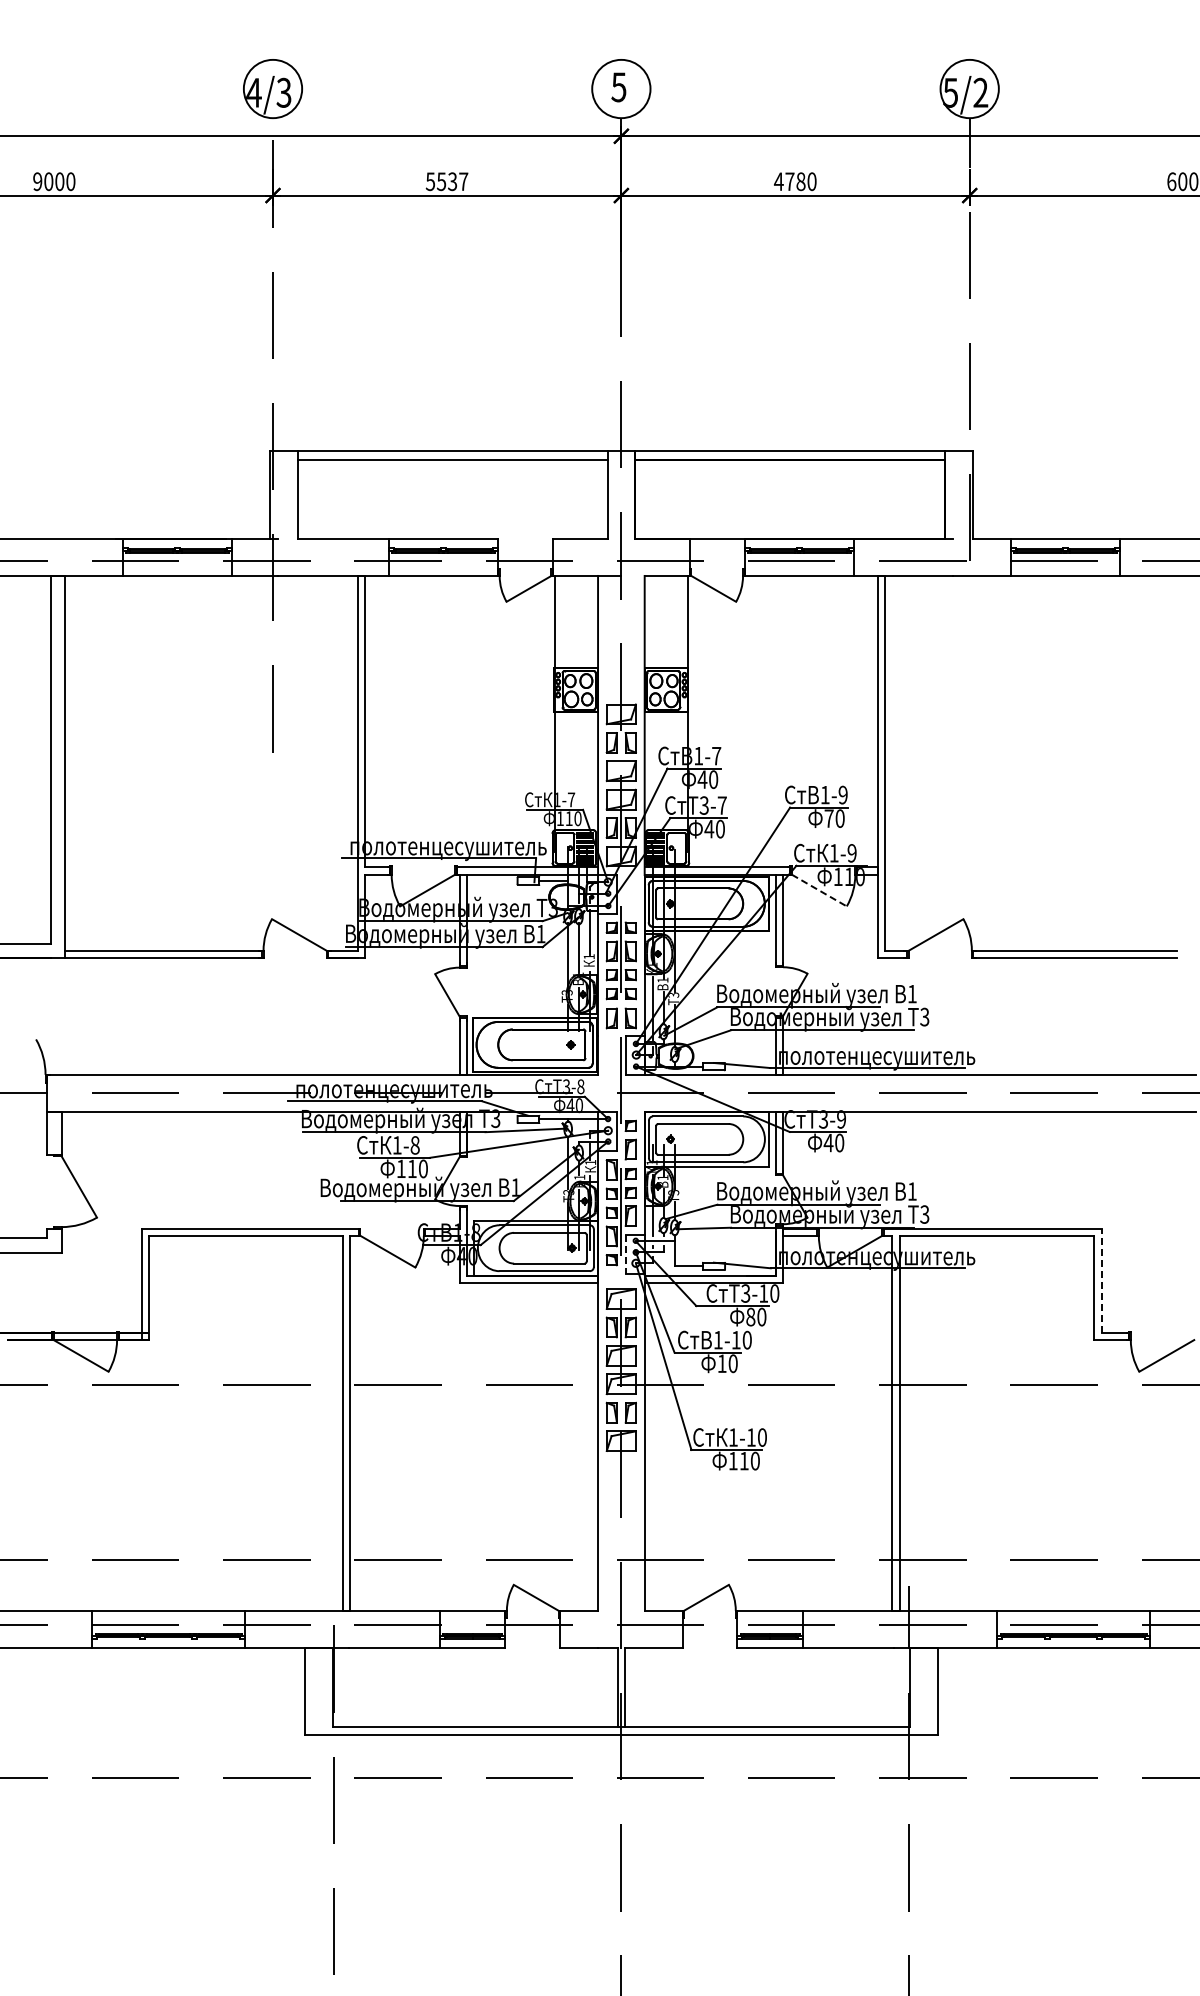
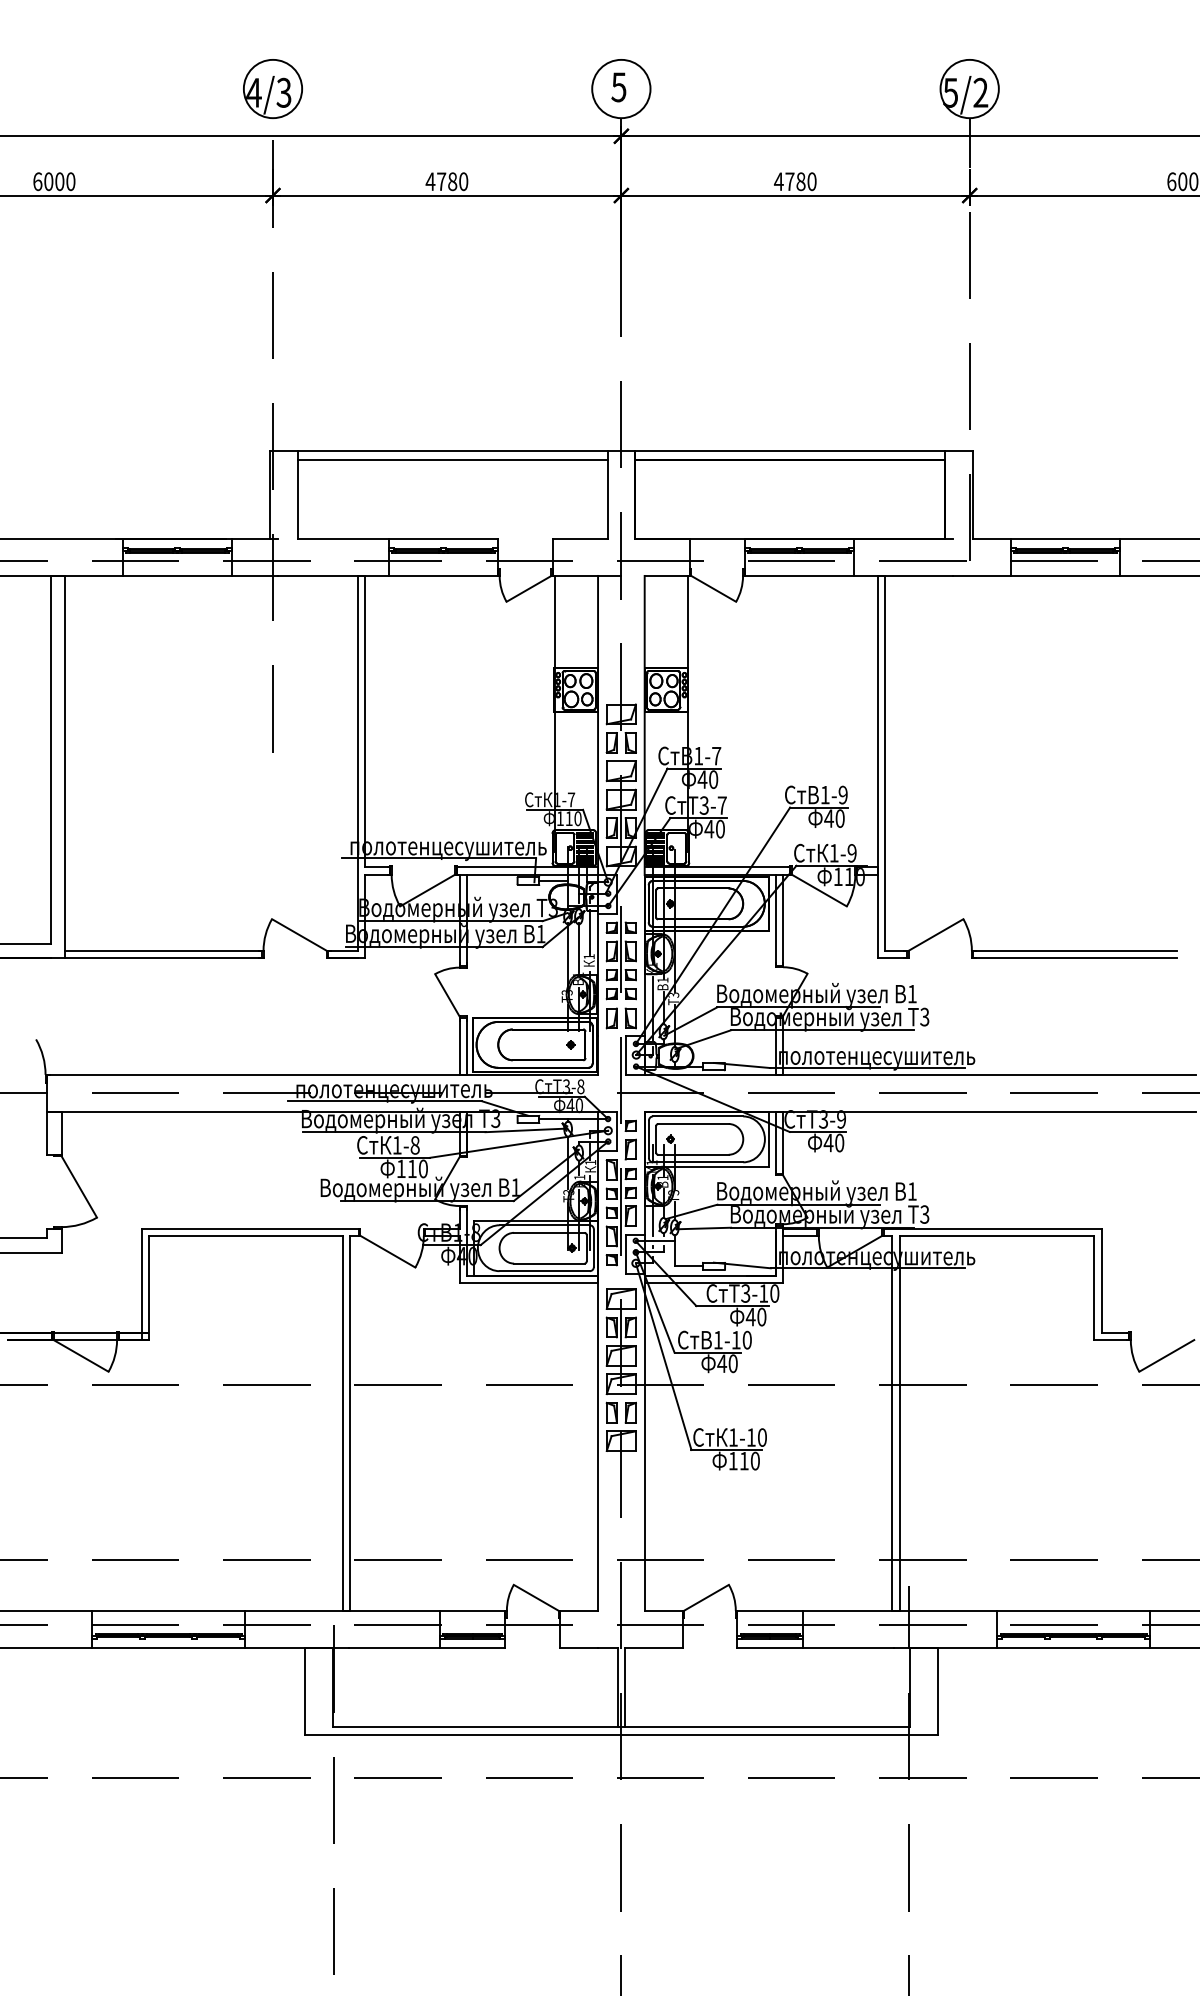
text: 9000 -> 6000 (37, 181)
text: 5537 -> 4780 (446, 181)
text: 70 -> 40 (829, 818)
line: dashed -> solid (819, 890)
line: dashed -> solid (625, 1254)
line: dashed -> solid (1101, 1280)
text: 80 -> 40 (750, 1316)
text: 10 -> 40 (722, 1363)
